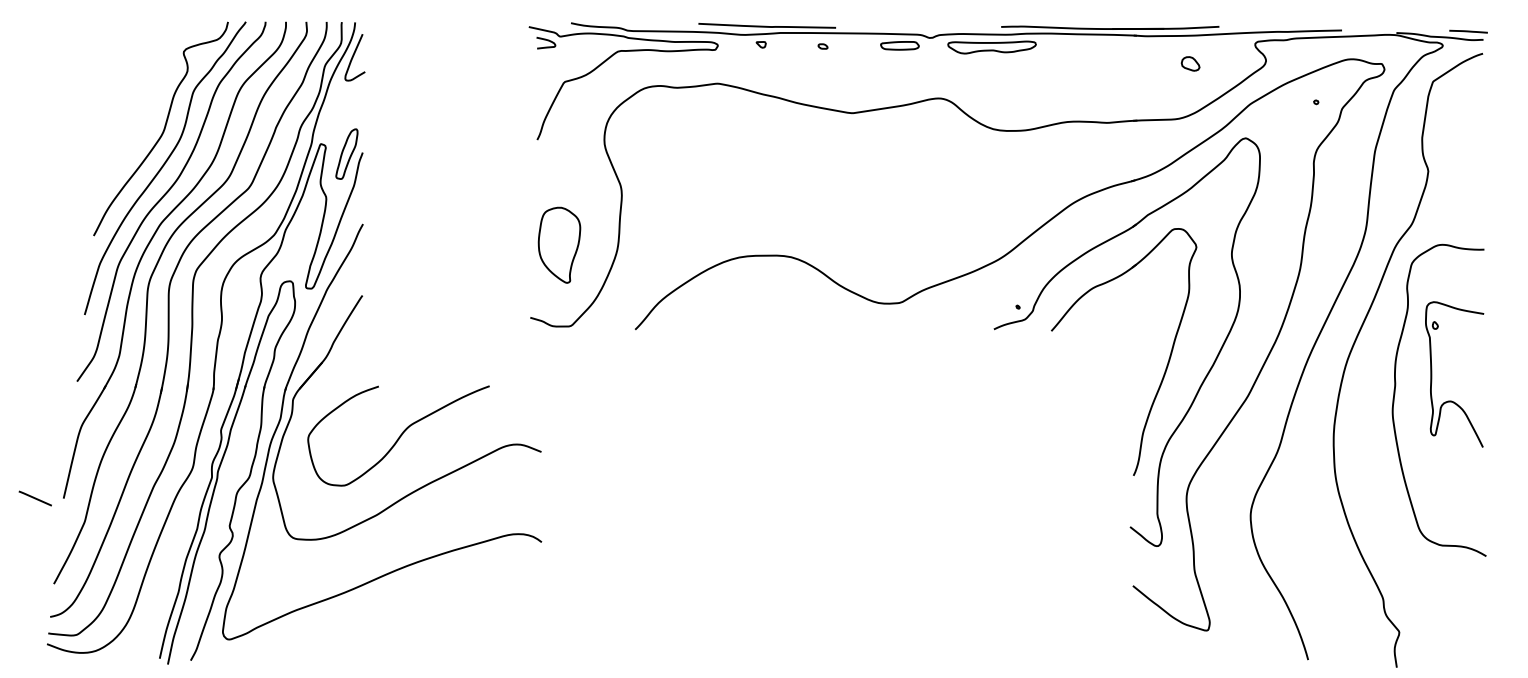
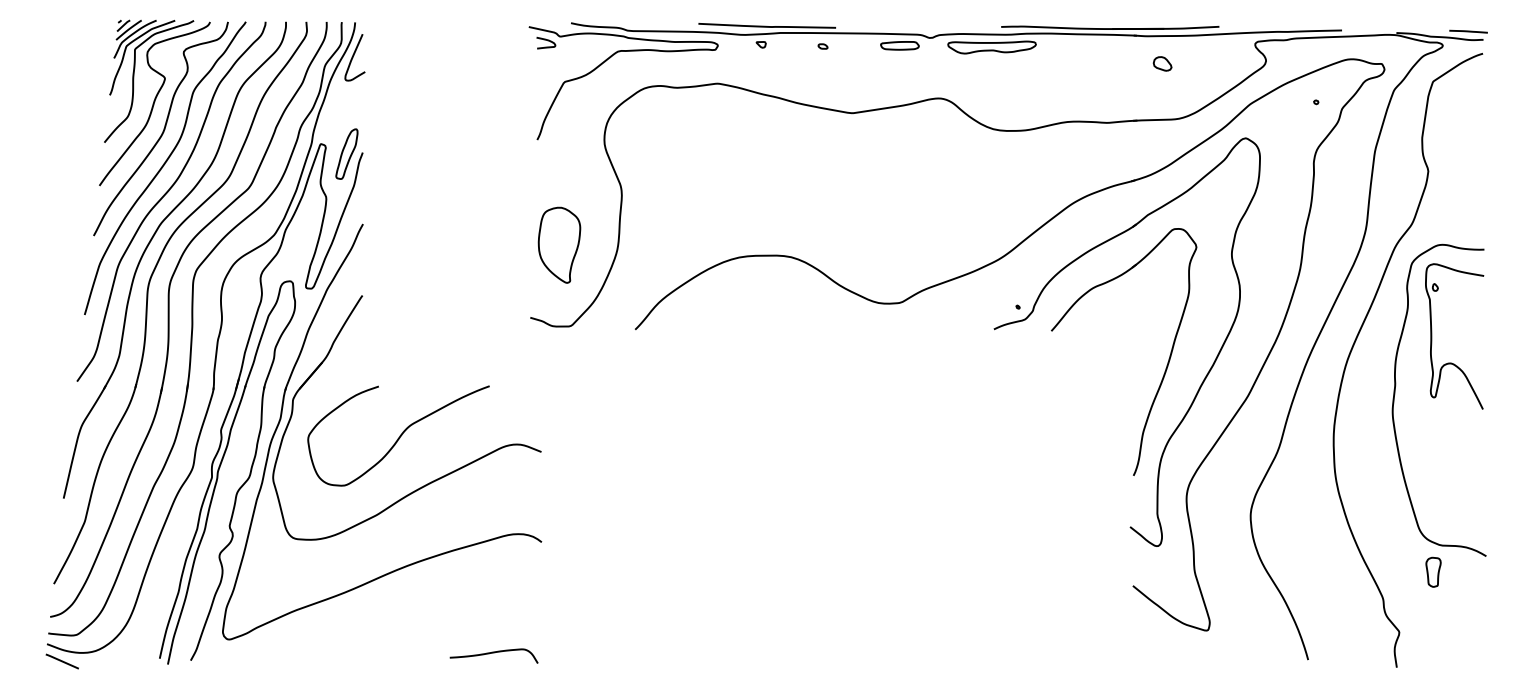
part position: (1190, 63) -> (1162, 63) (1162, 63)
part: none -> present (154, 102)
part position: (1432, 374) -> (1432, 336) (1432, 336)
line position: (34, 498) -> (61, 661) (61, 661)
part: none -> present (1433, 571)
curve: none -> present (493, 653)
